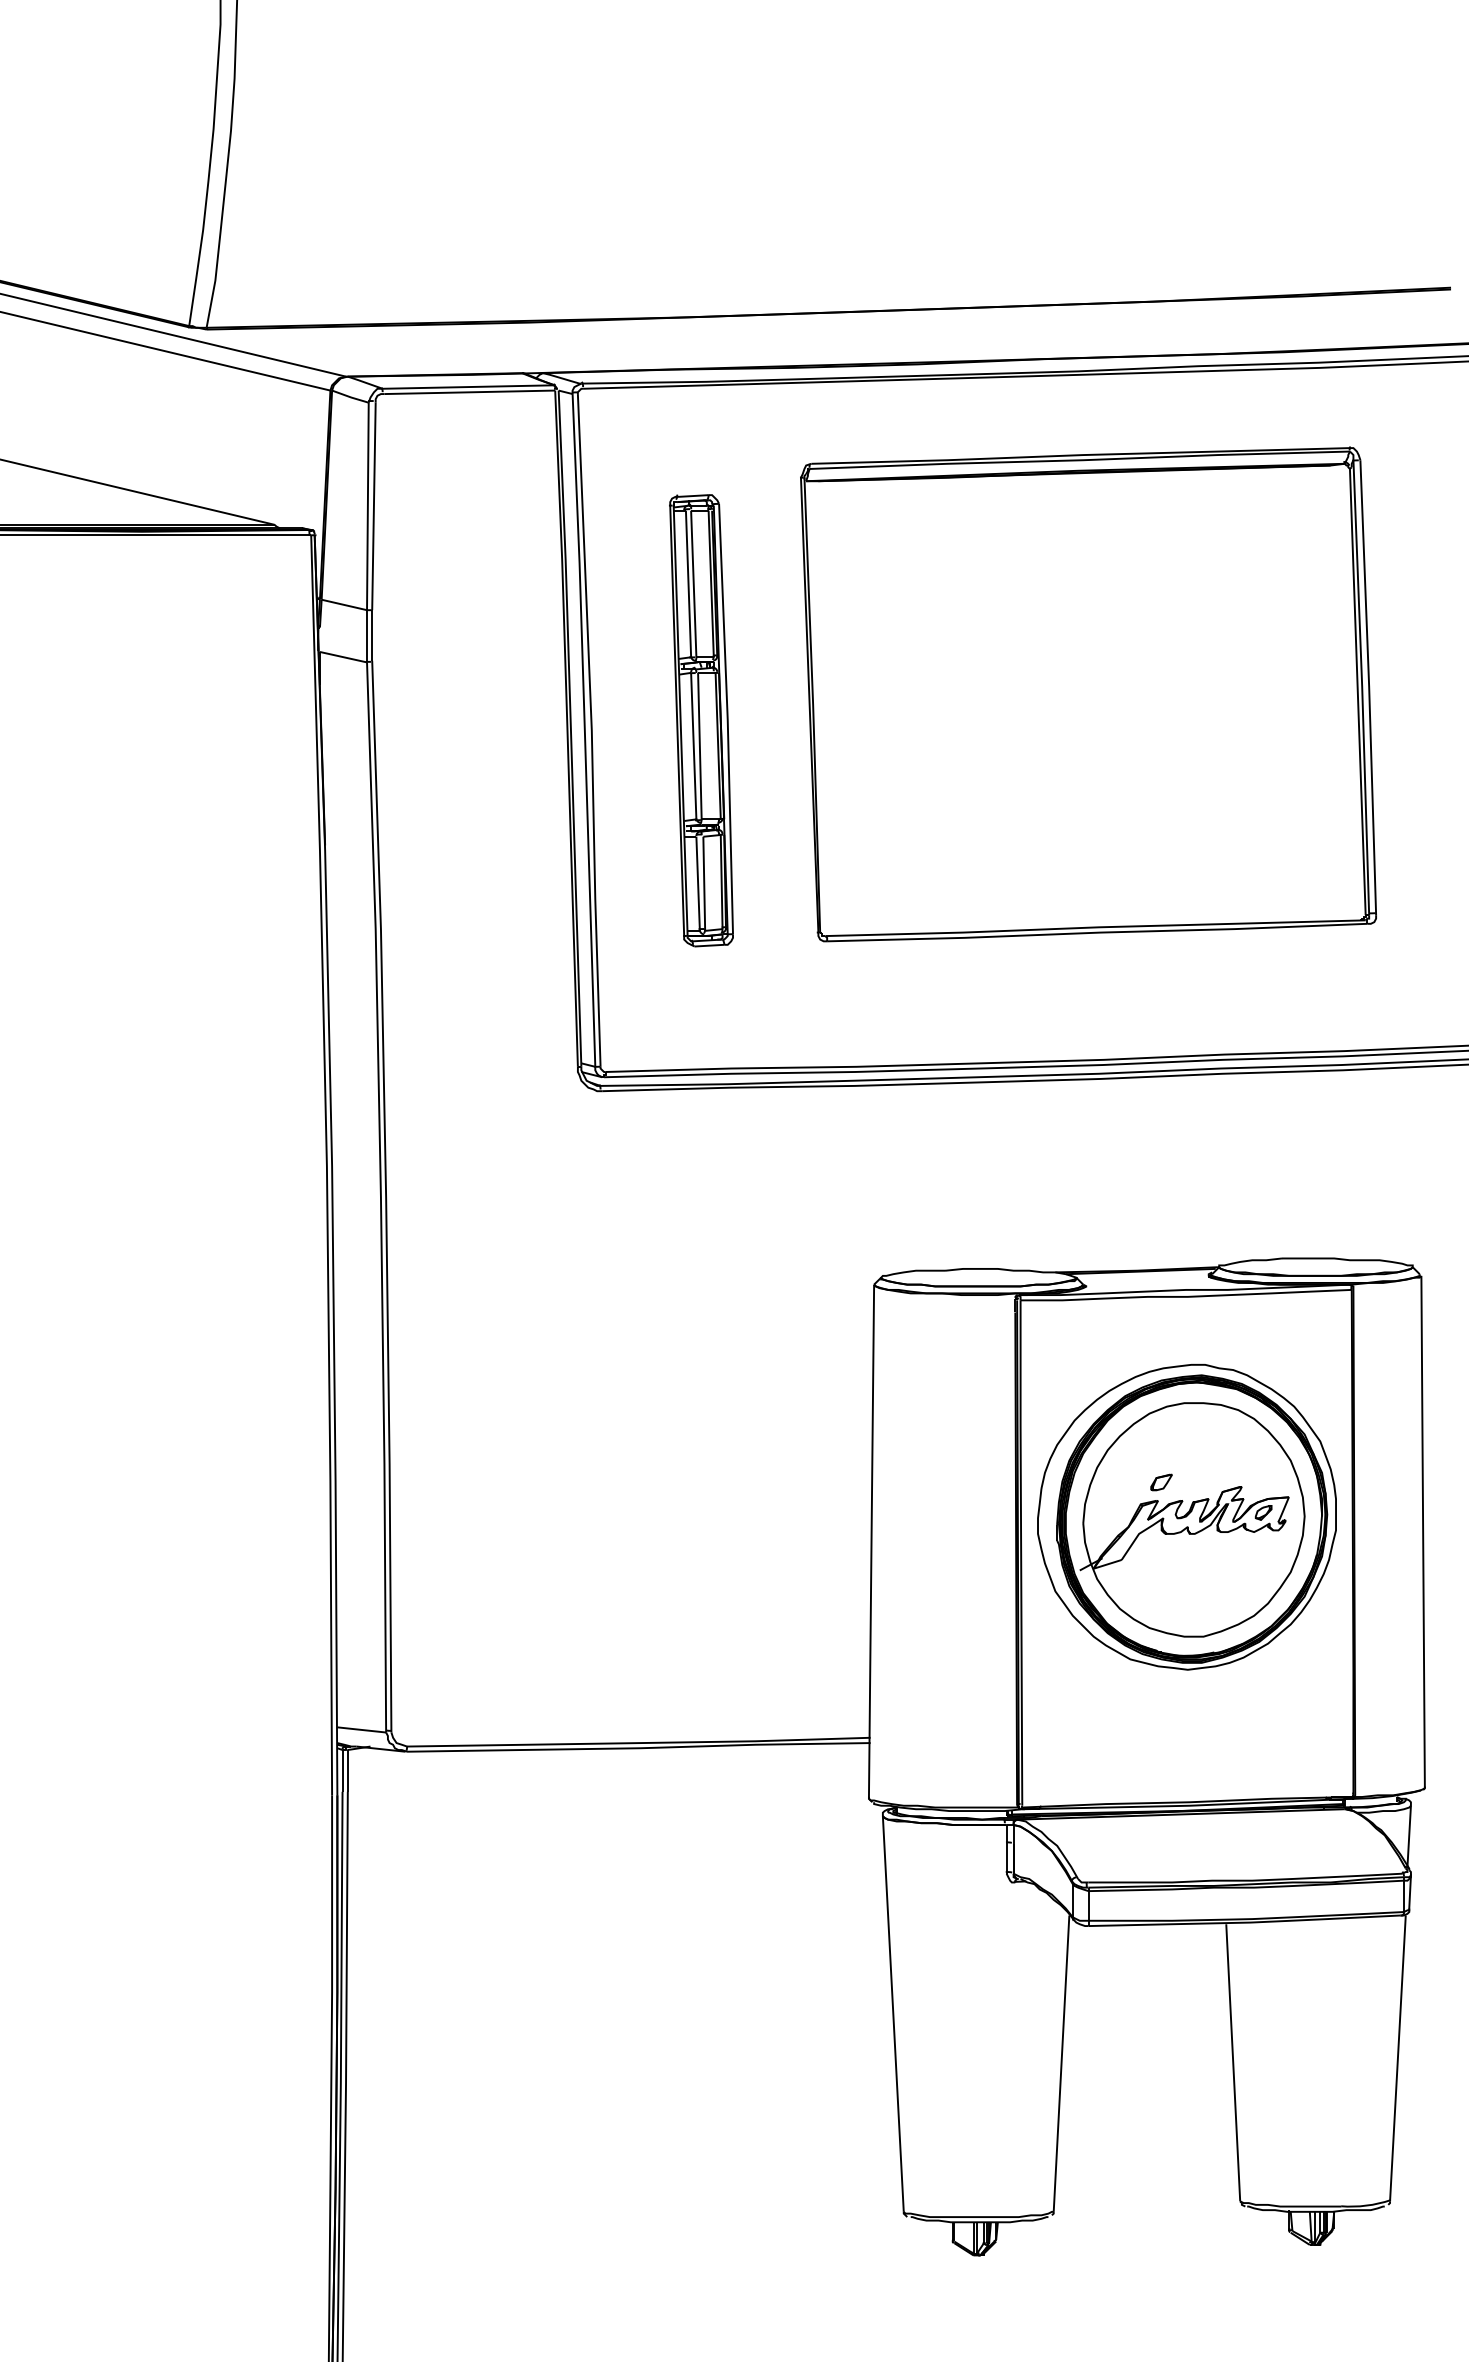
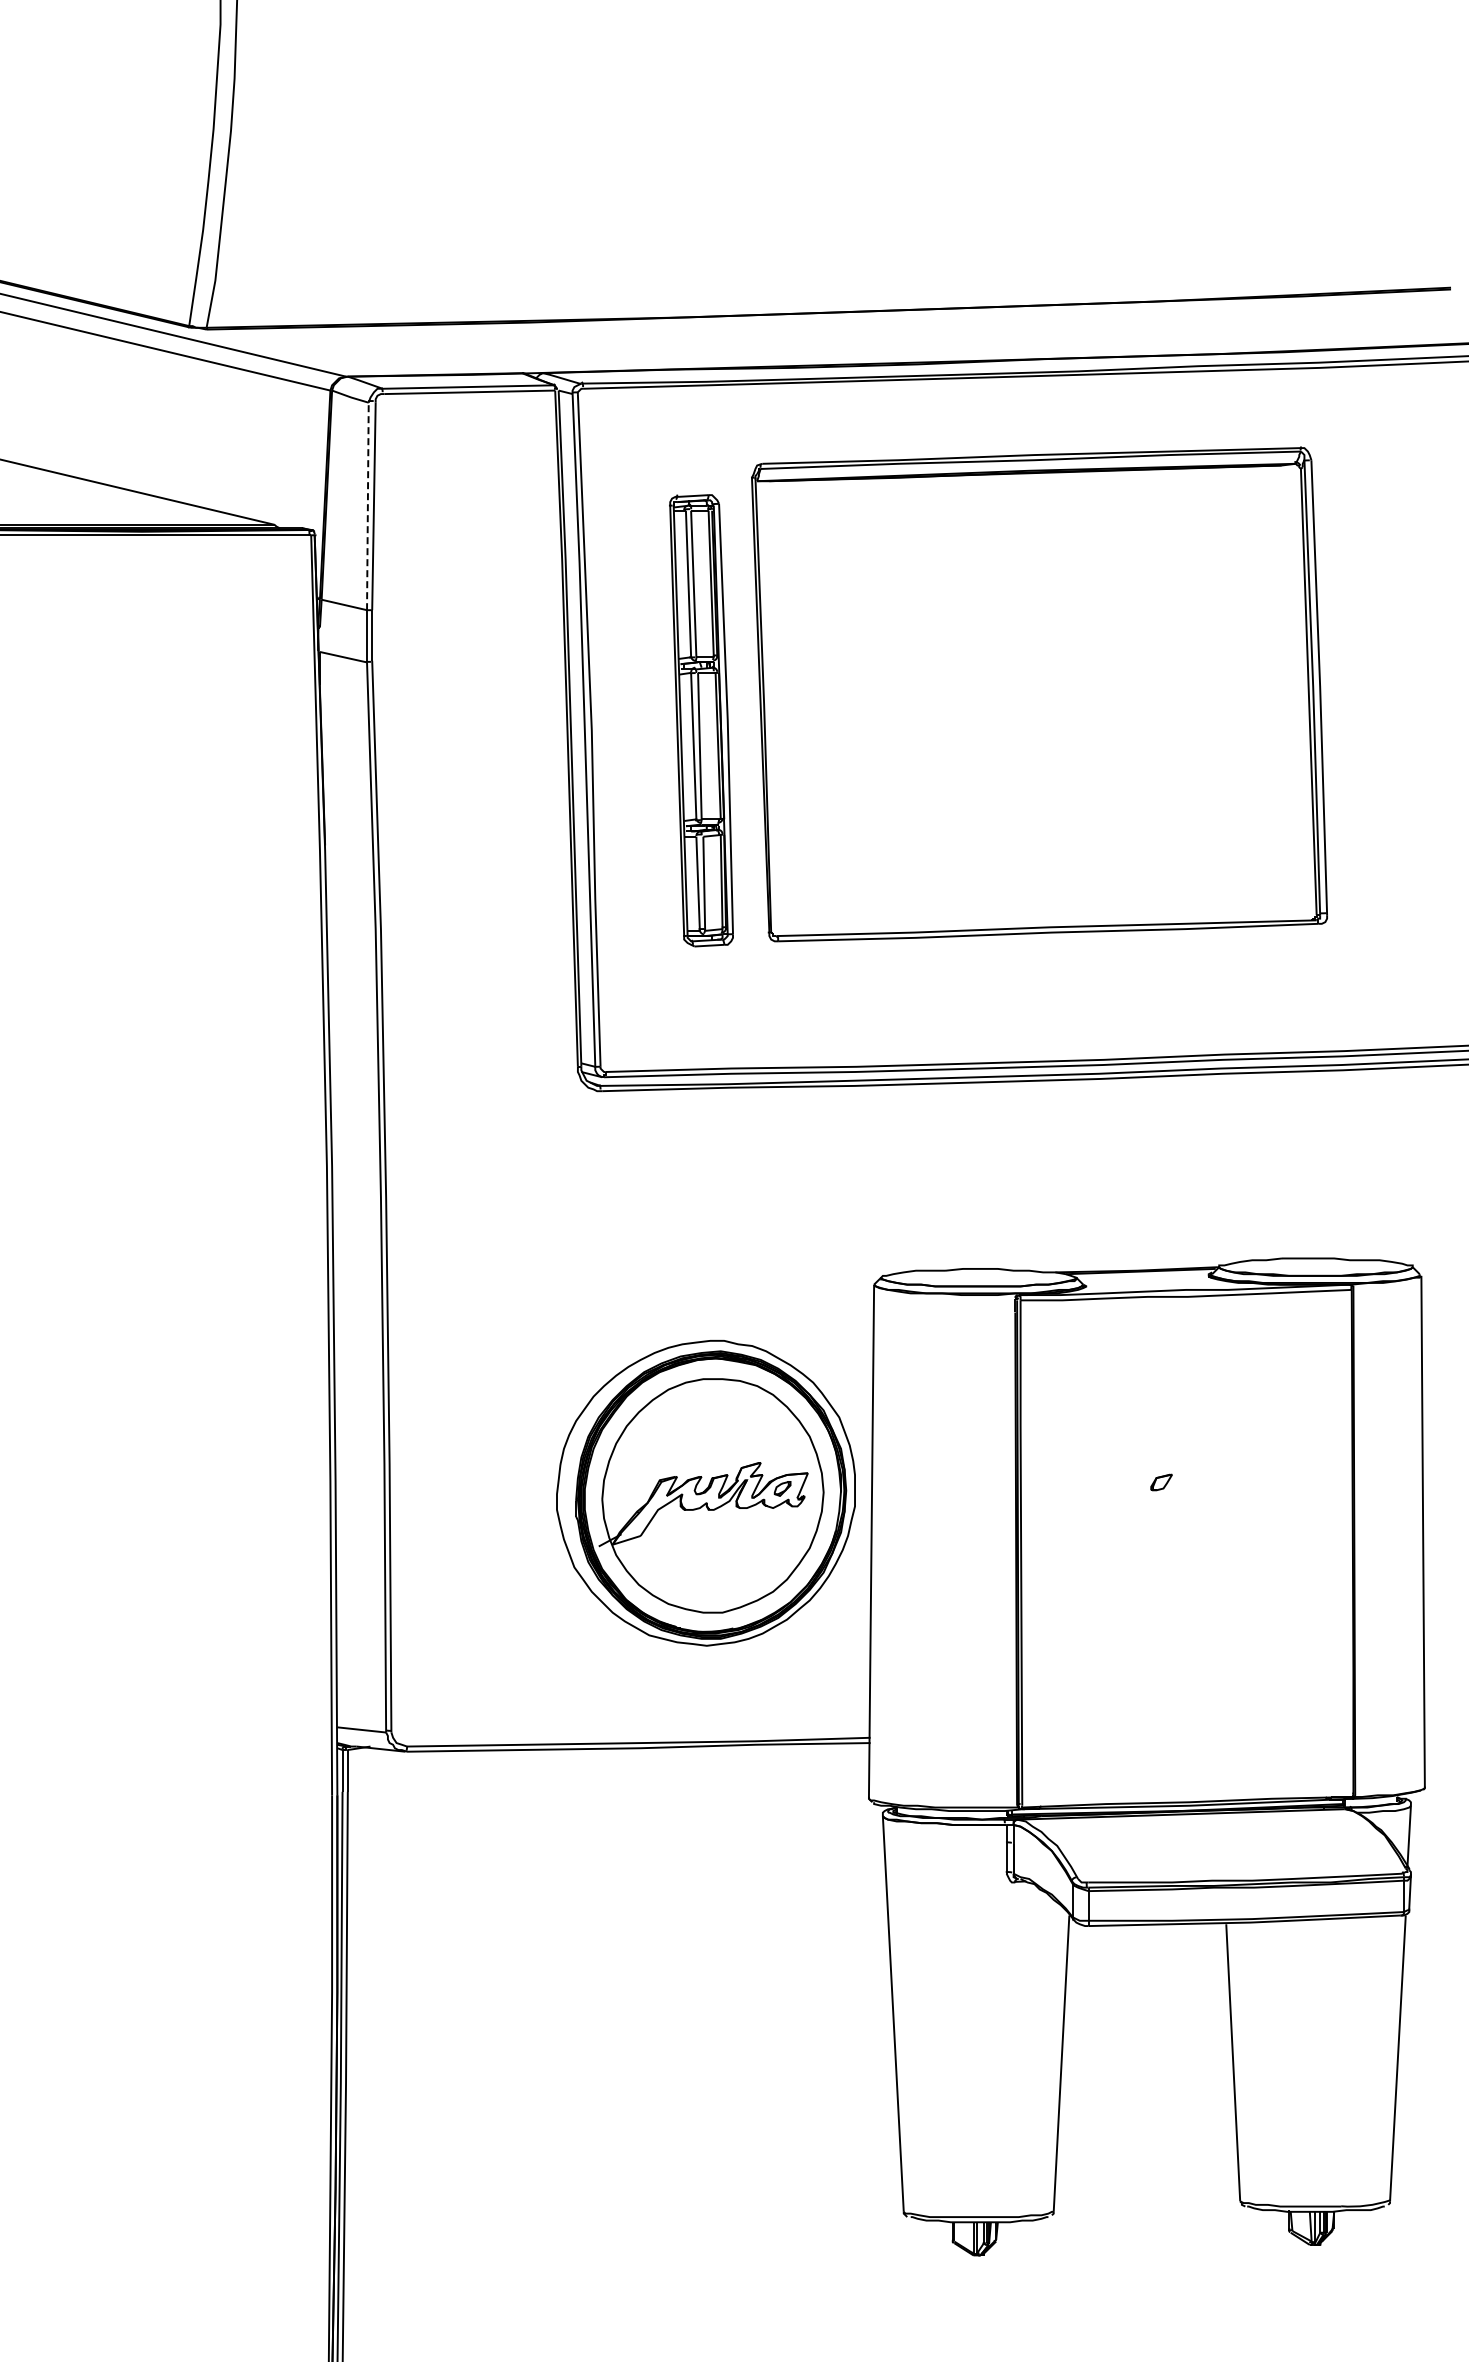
line: solid -> dashed (367, 506)
part position: (1088, 694) -> (1039, 694) (1039, 694)
part position: (1186, 1517) -> (705, 1493) (705, 1493)
